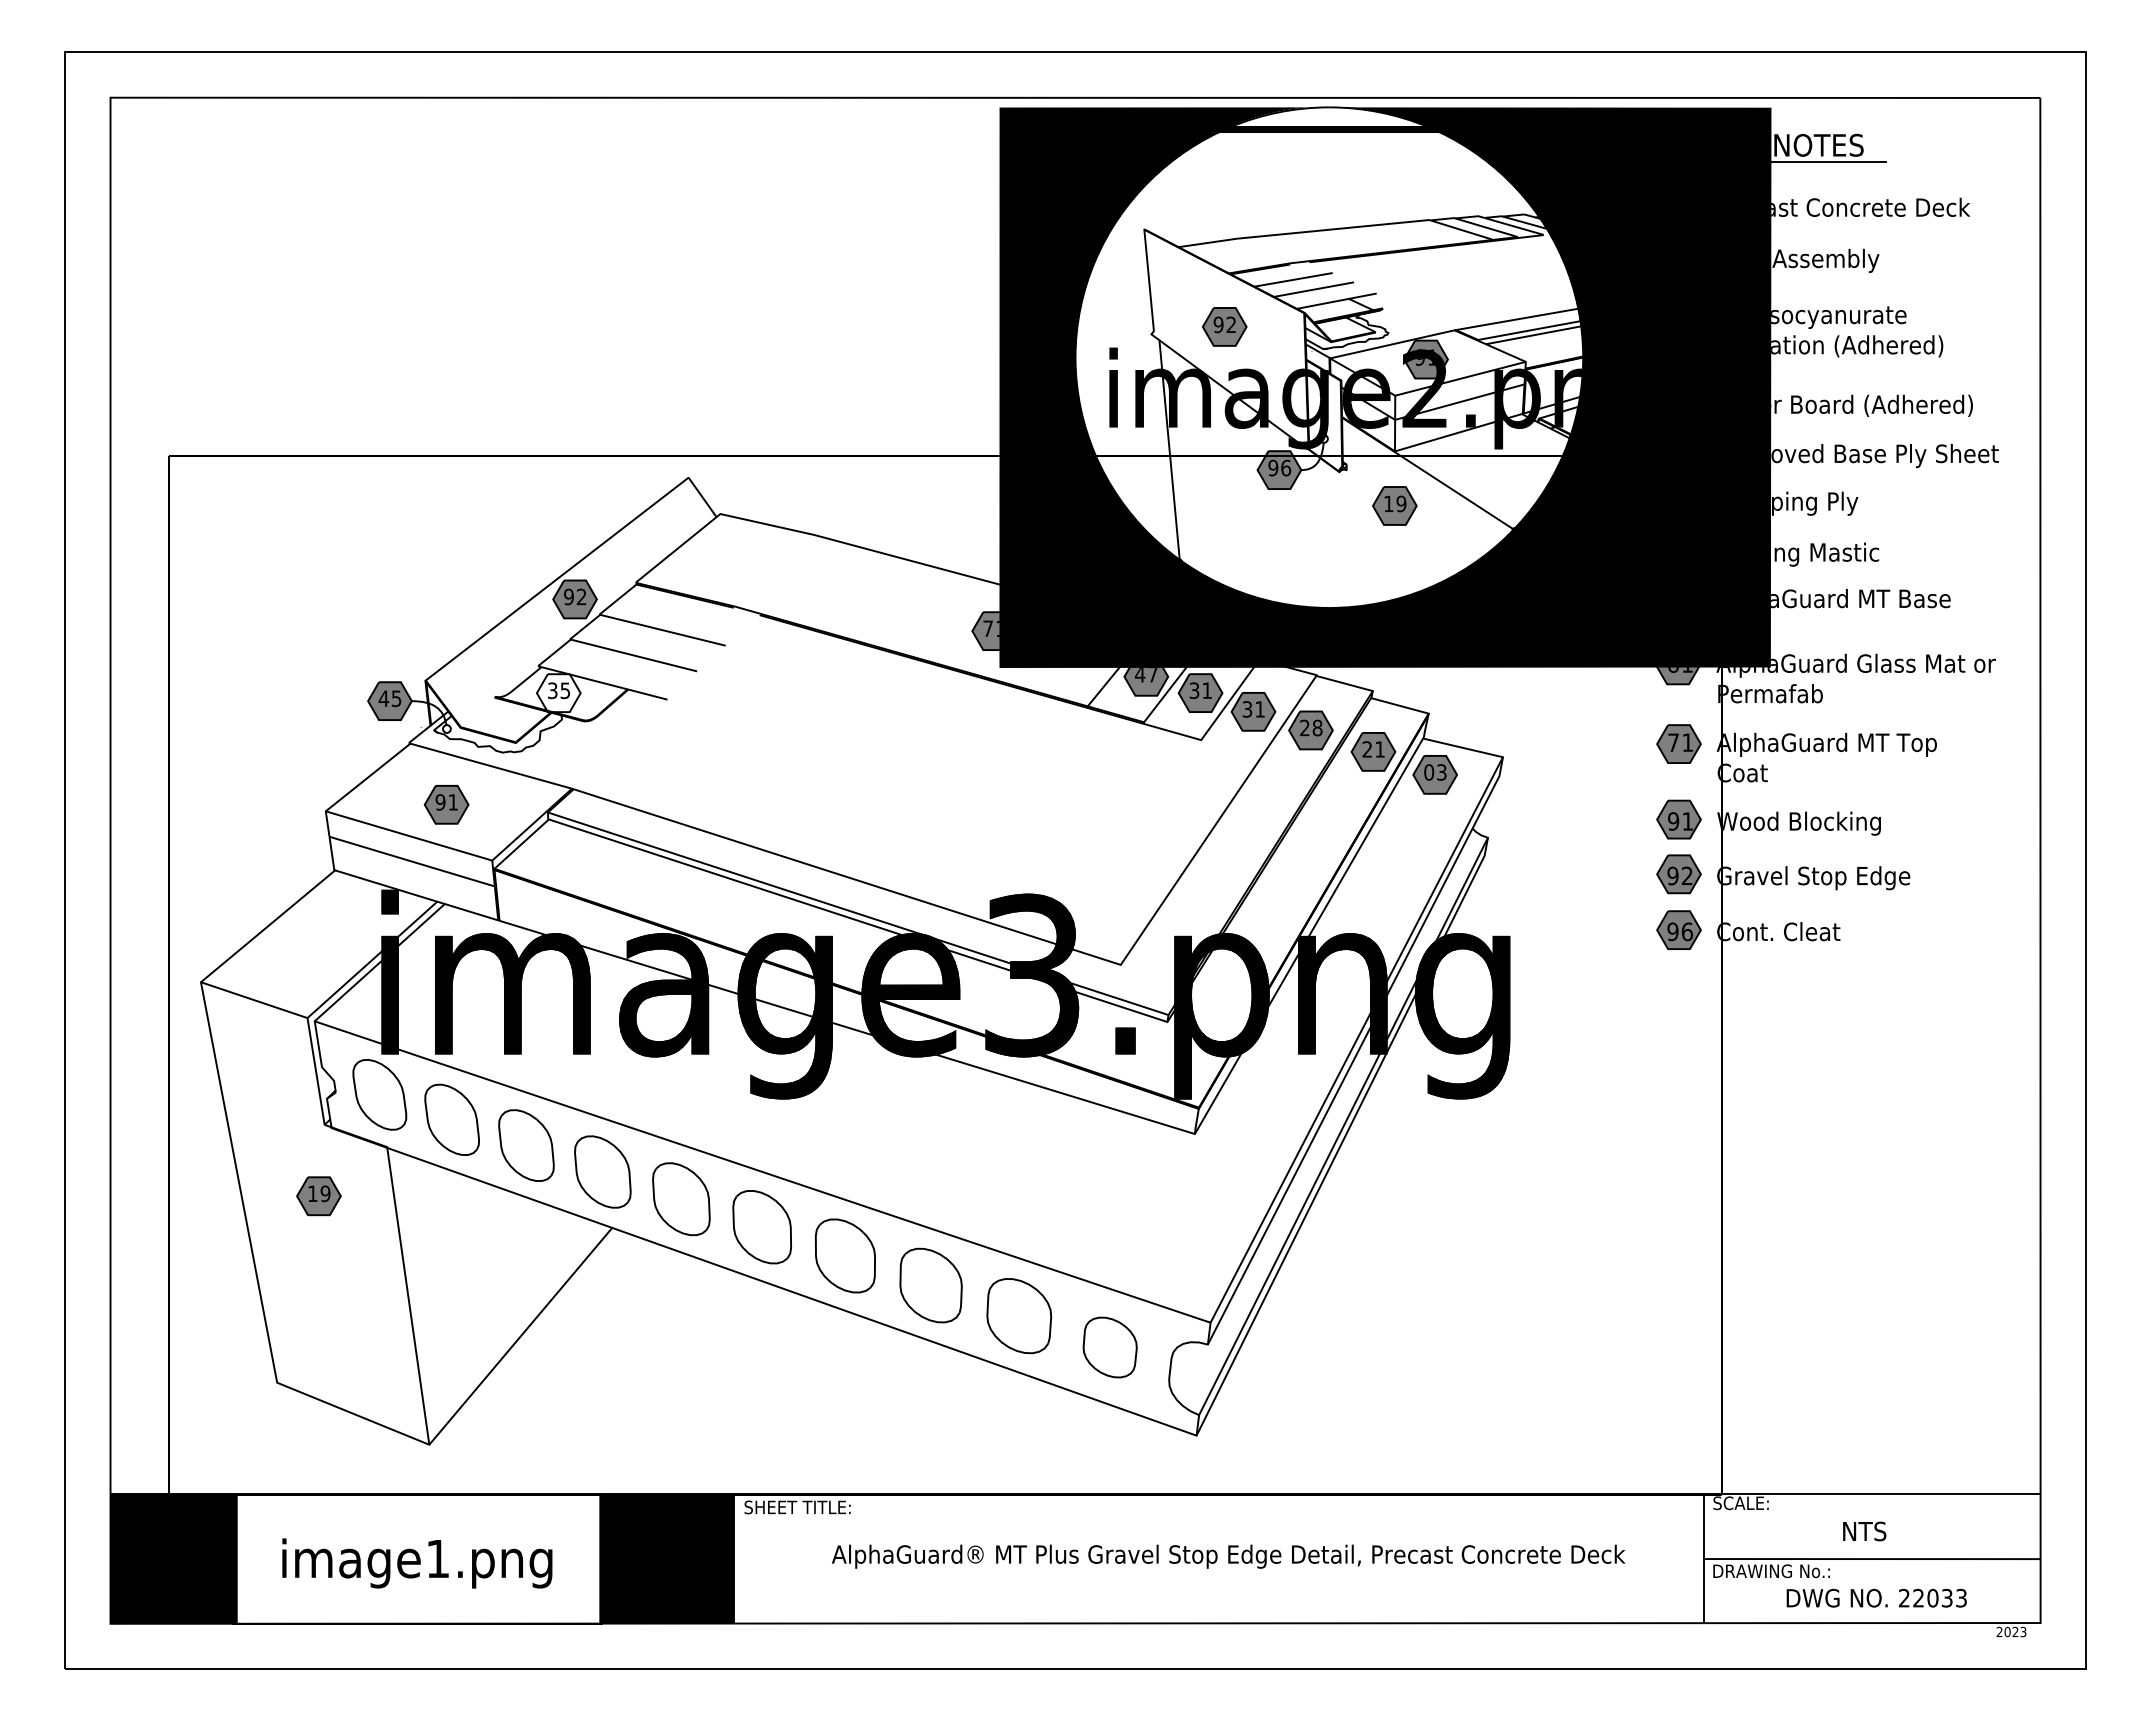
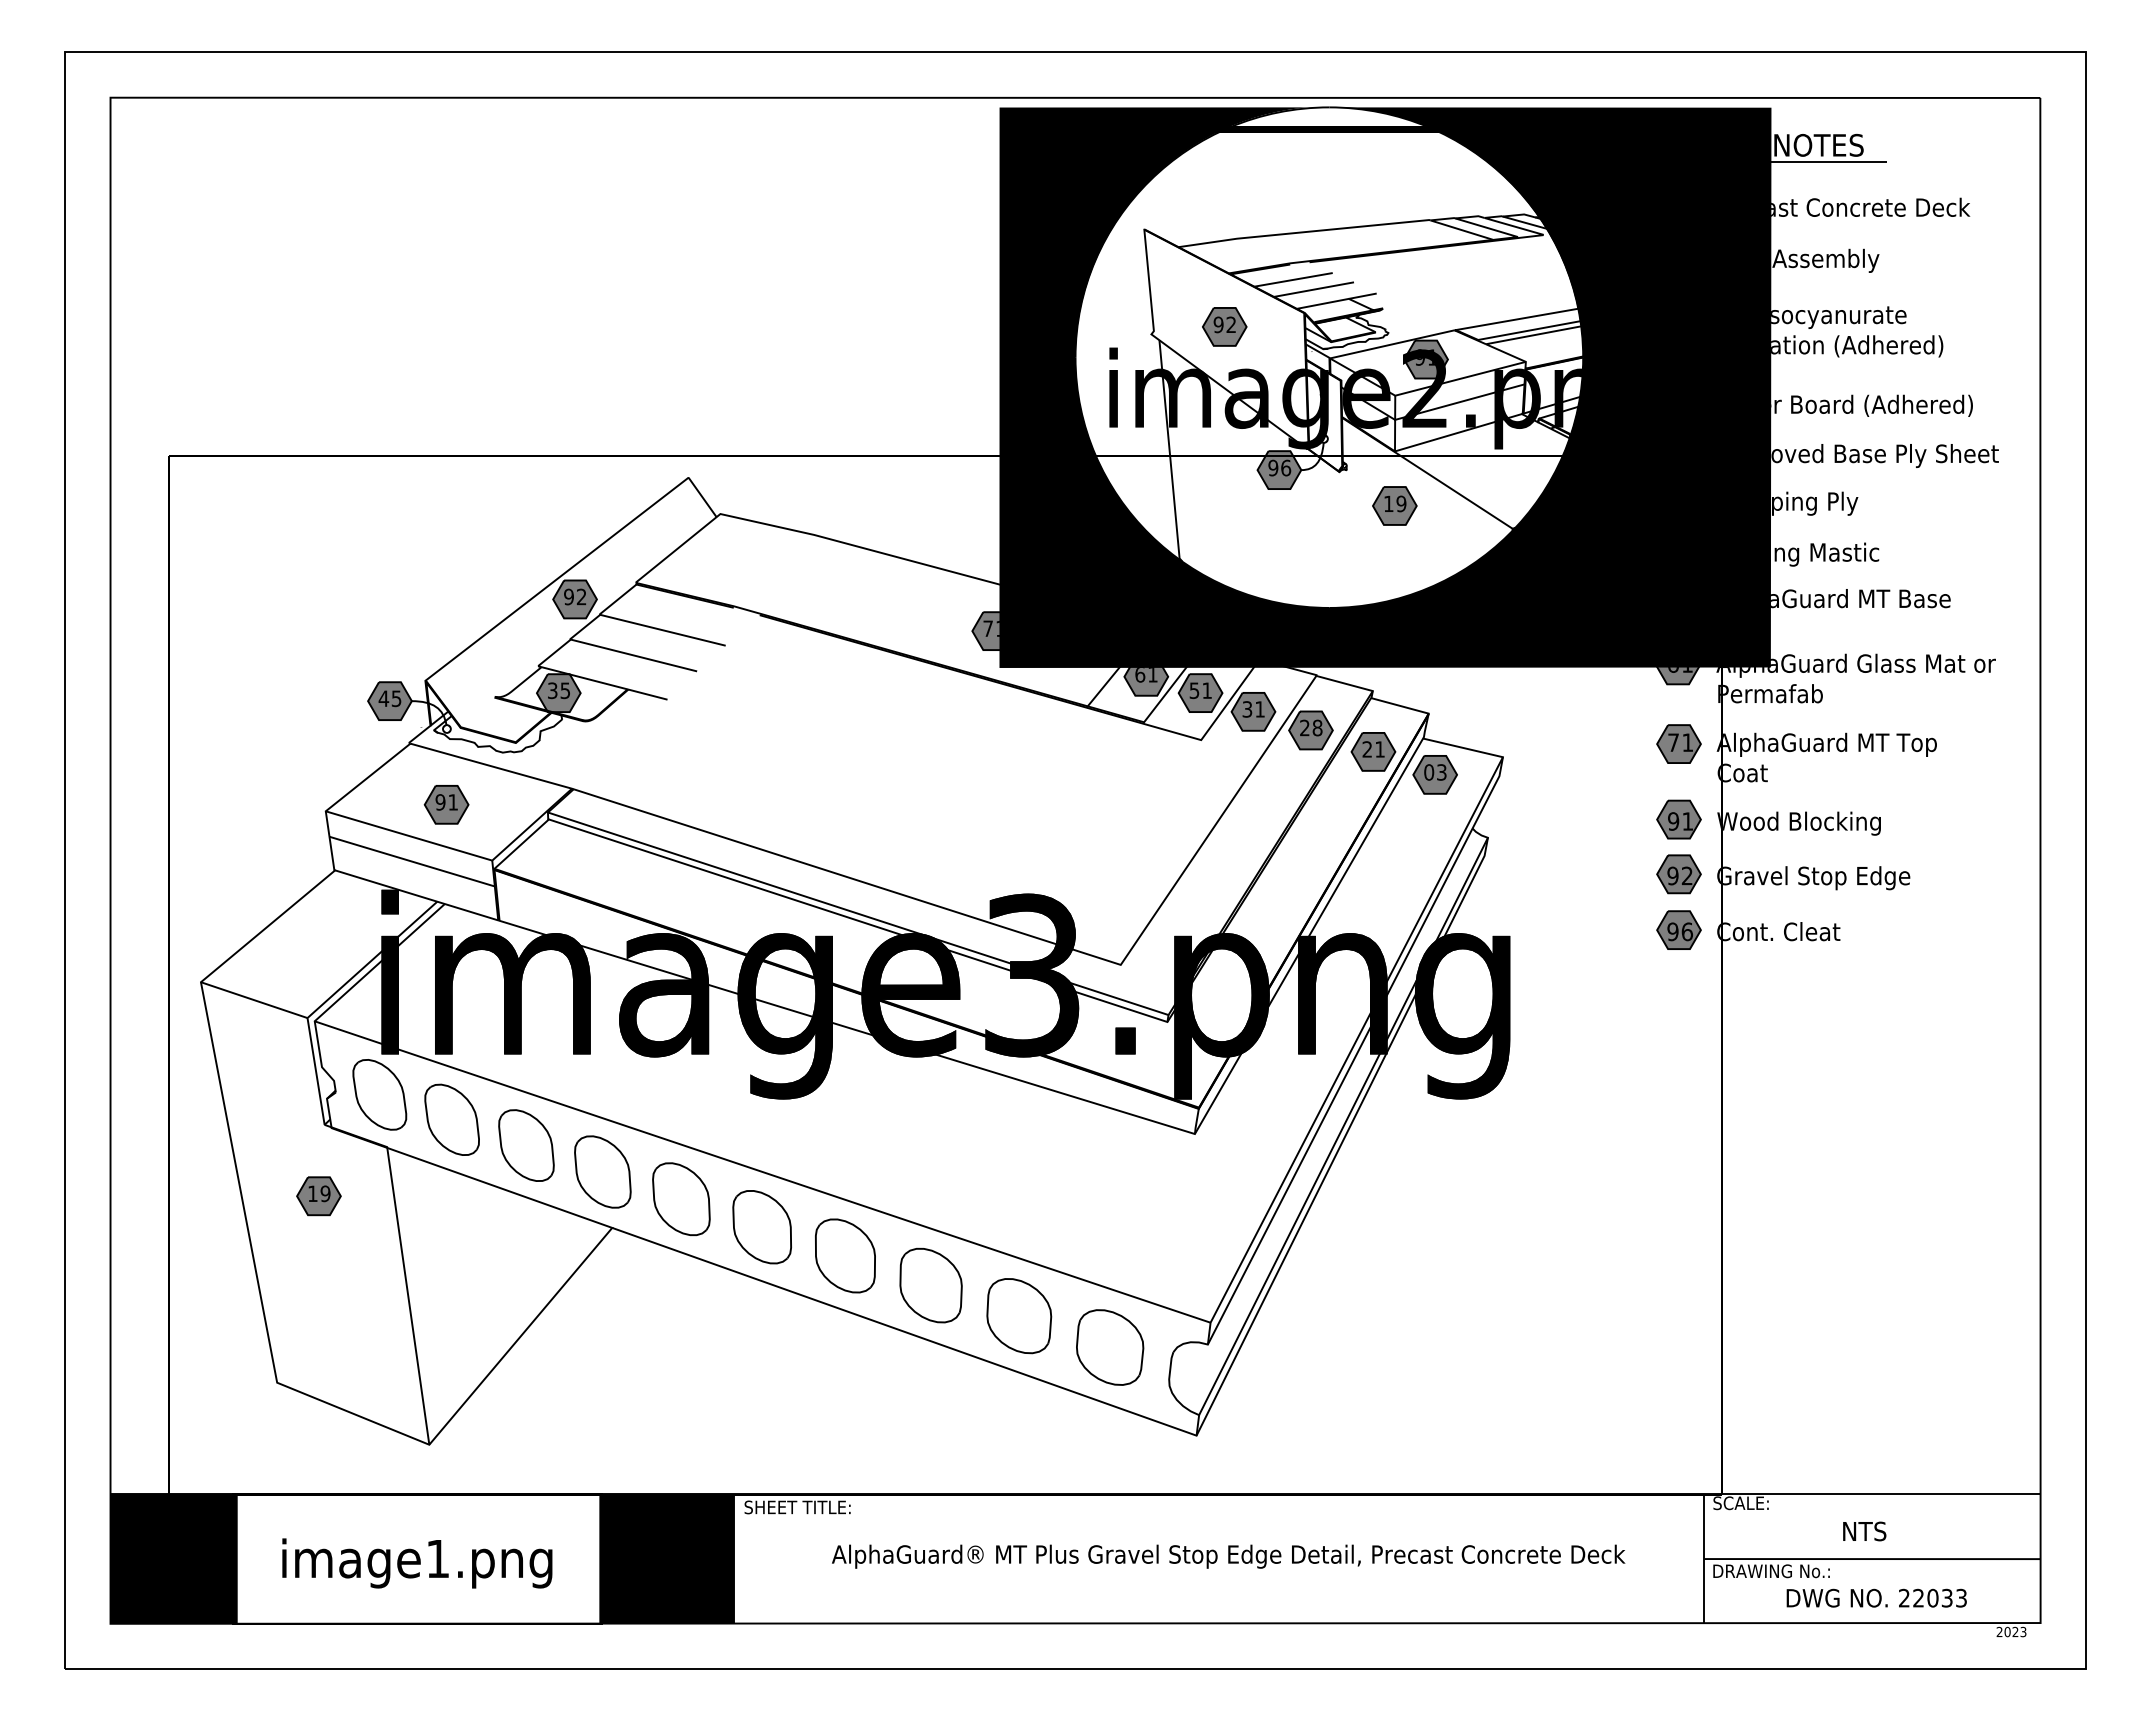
text: 47 -> 61 (1146, 675)
text: 31 -> 51 (1194, 689)
fill: none -> present (558, 693)
part size: 56x63 px -> 69x77 px (1110, 1347)
